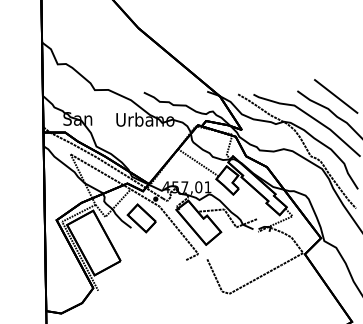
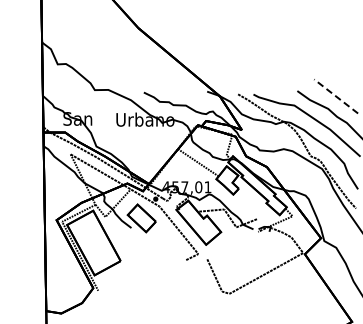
line: solid -> dashed (336, 96)
